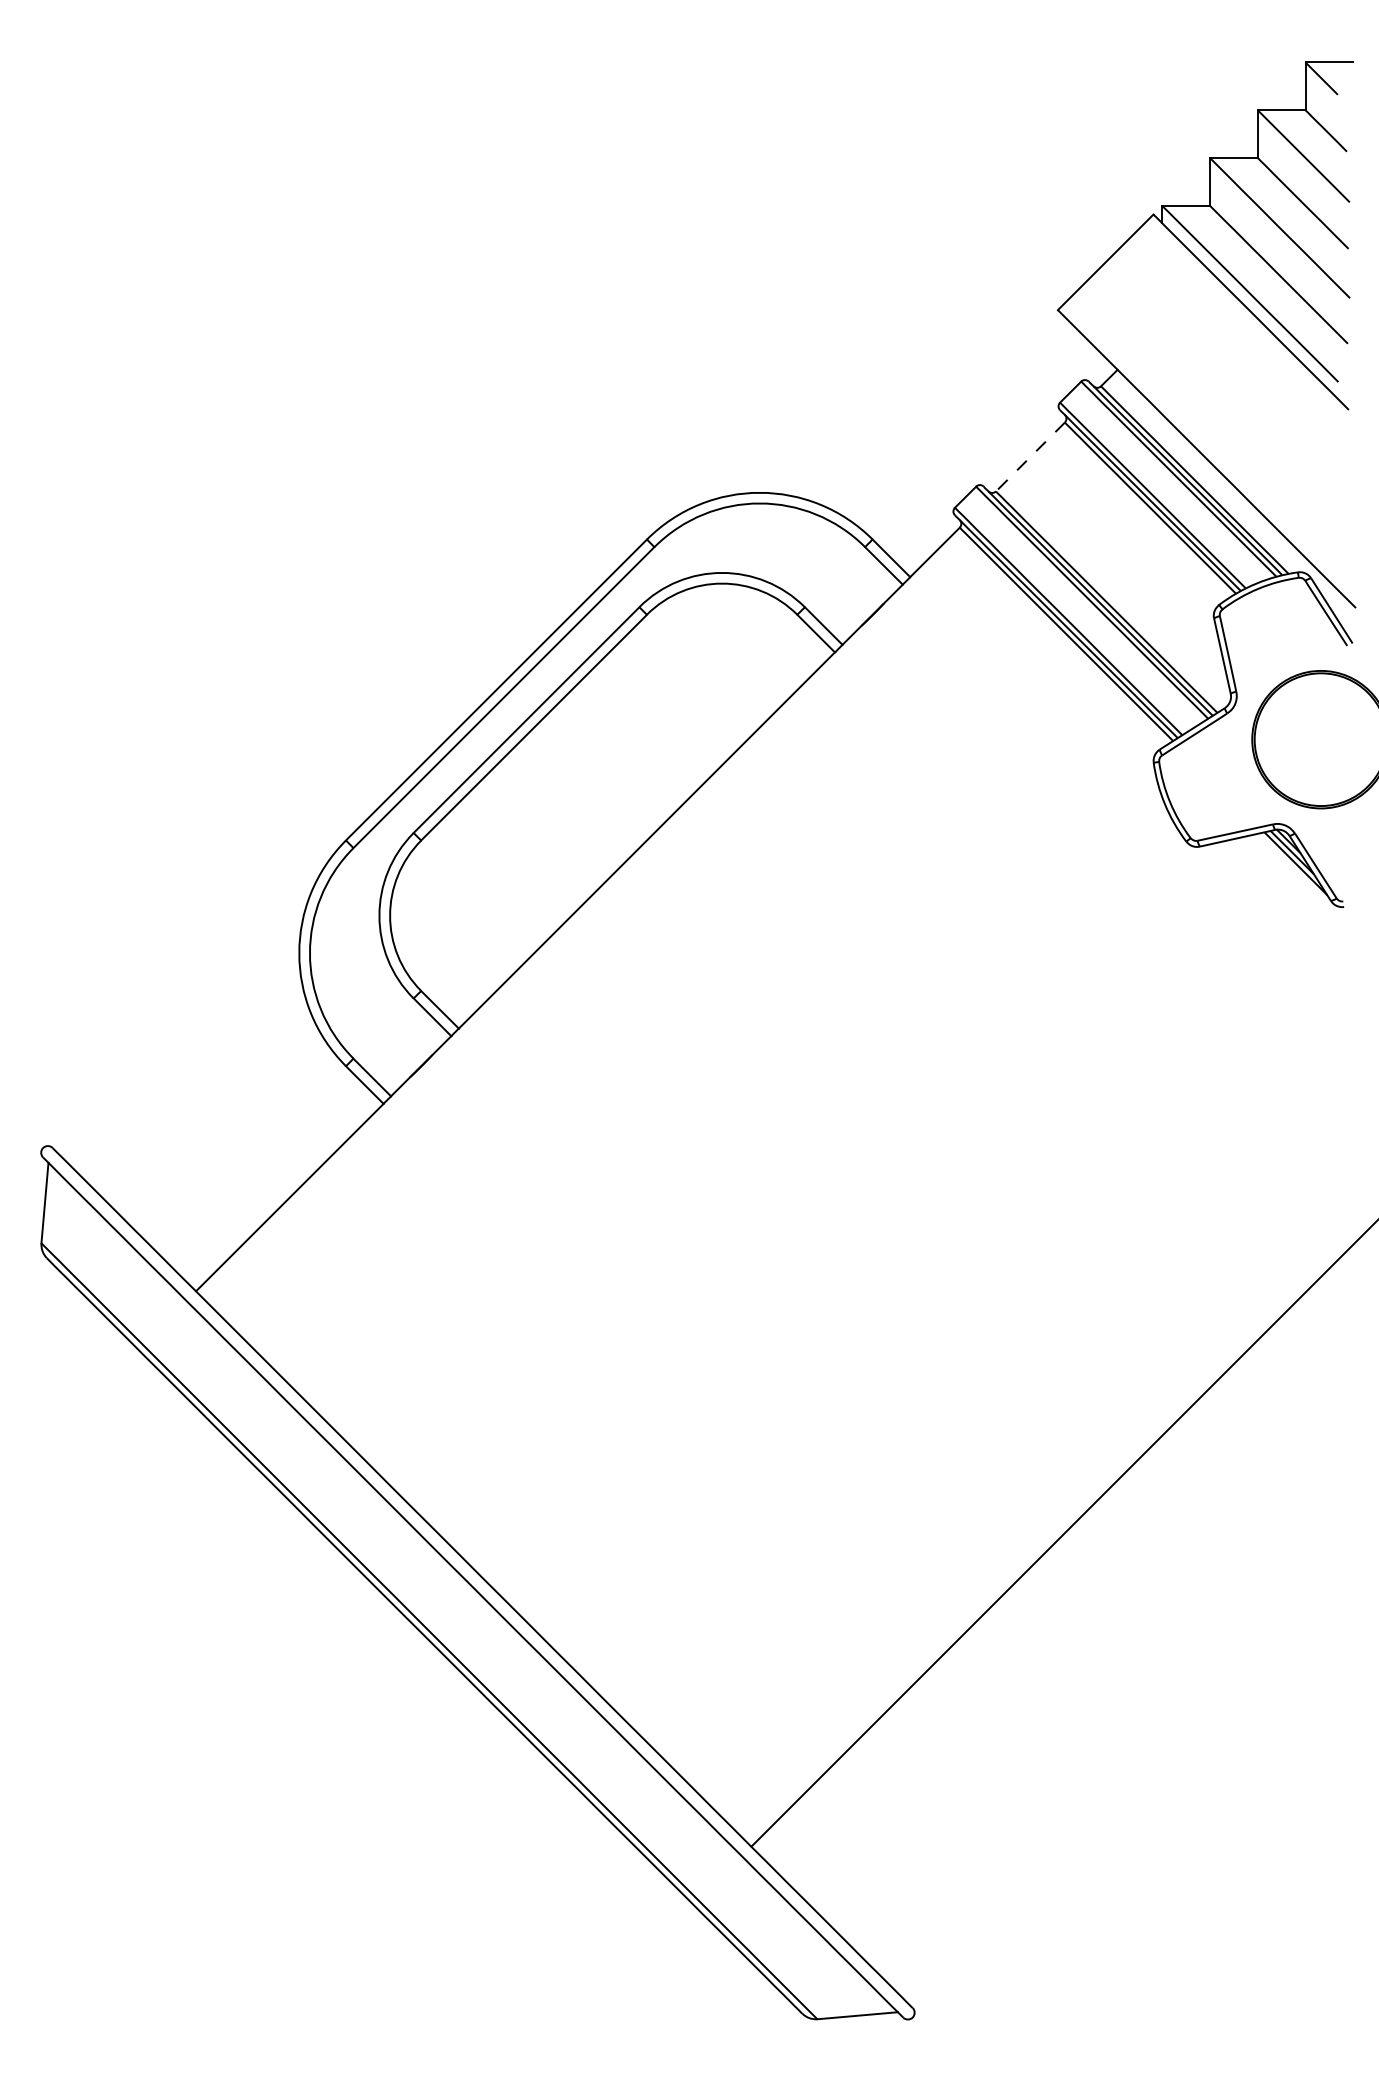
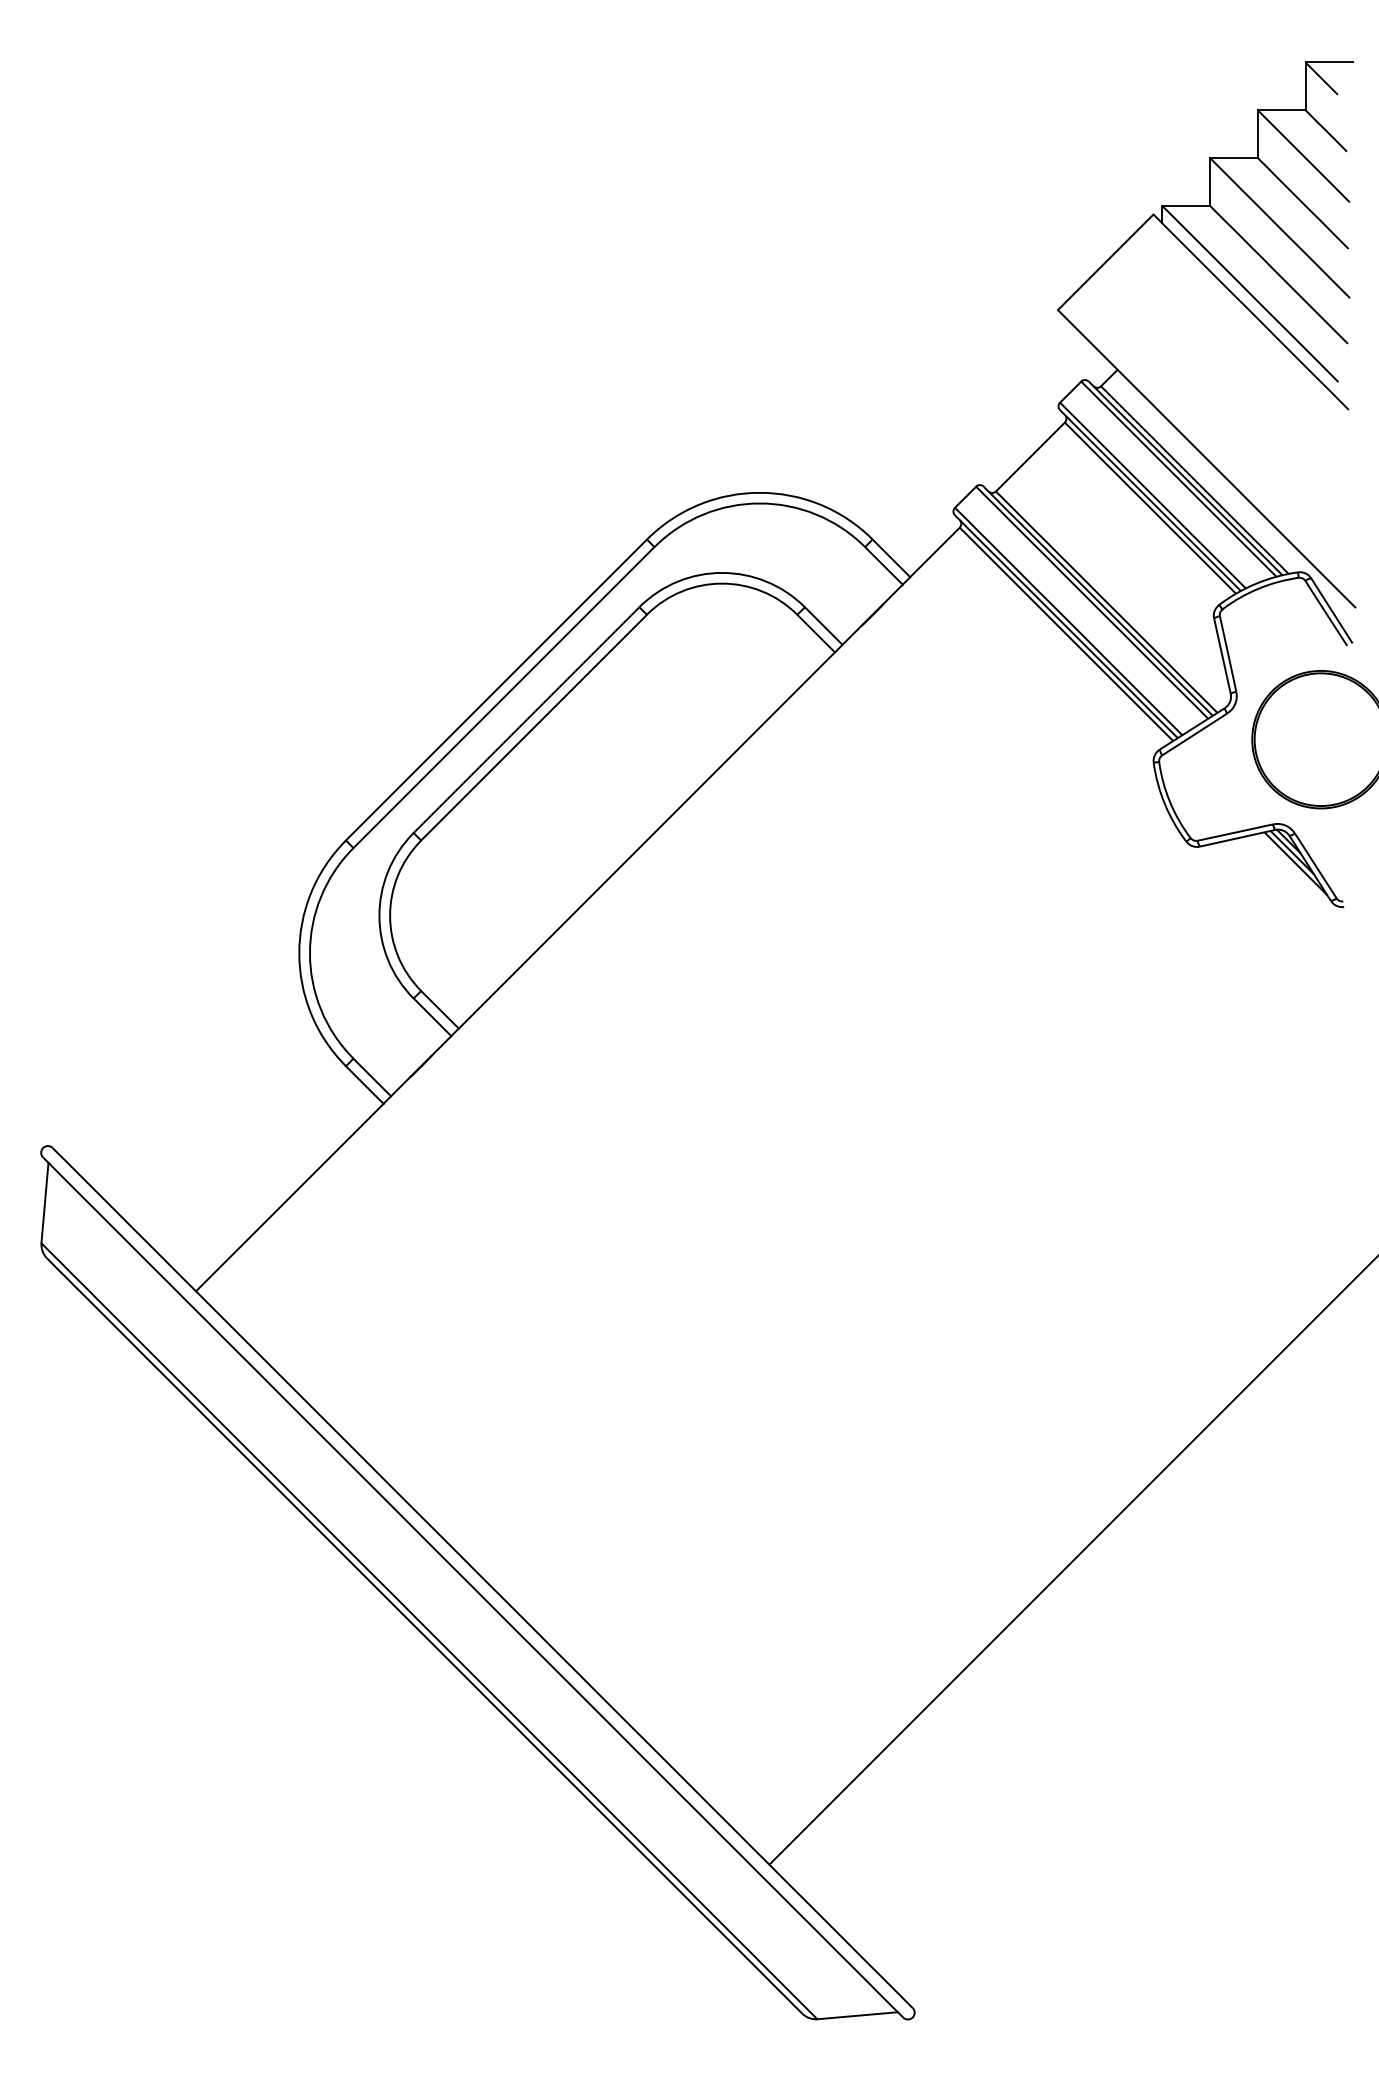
line: dashed -> solid (1030, 457)
line position: (1063, 1534) -> (1072, 1561) (1072, 1561)
